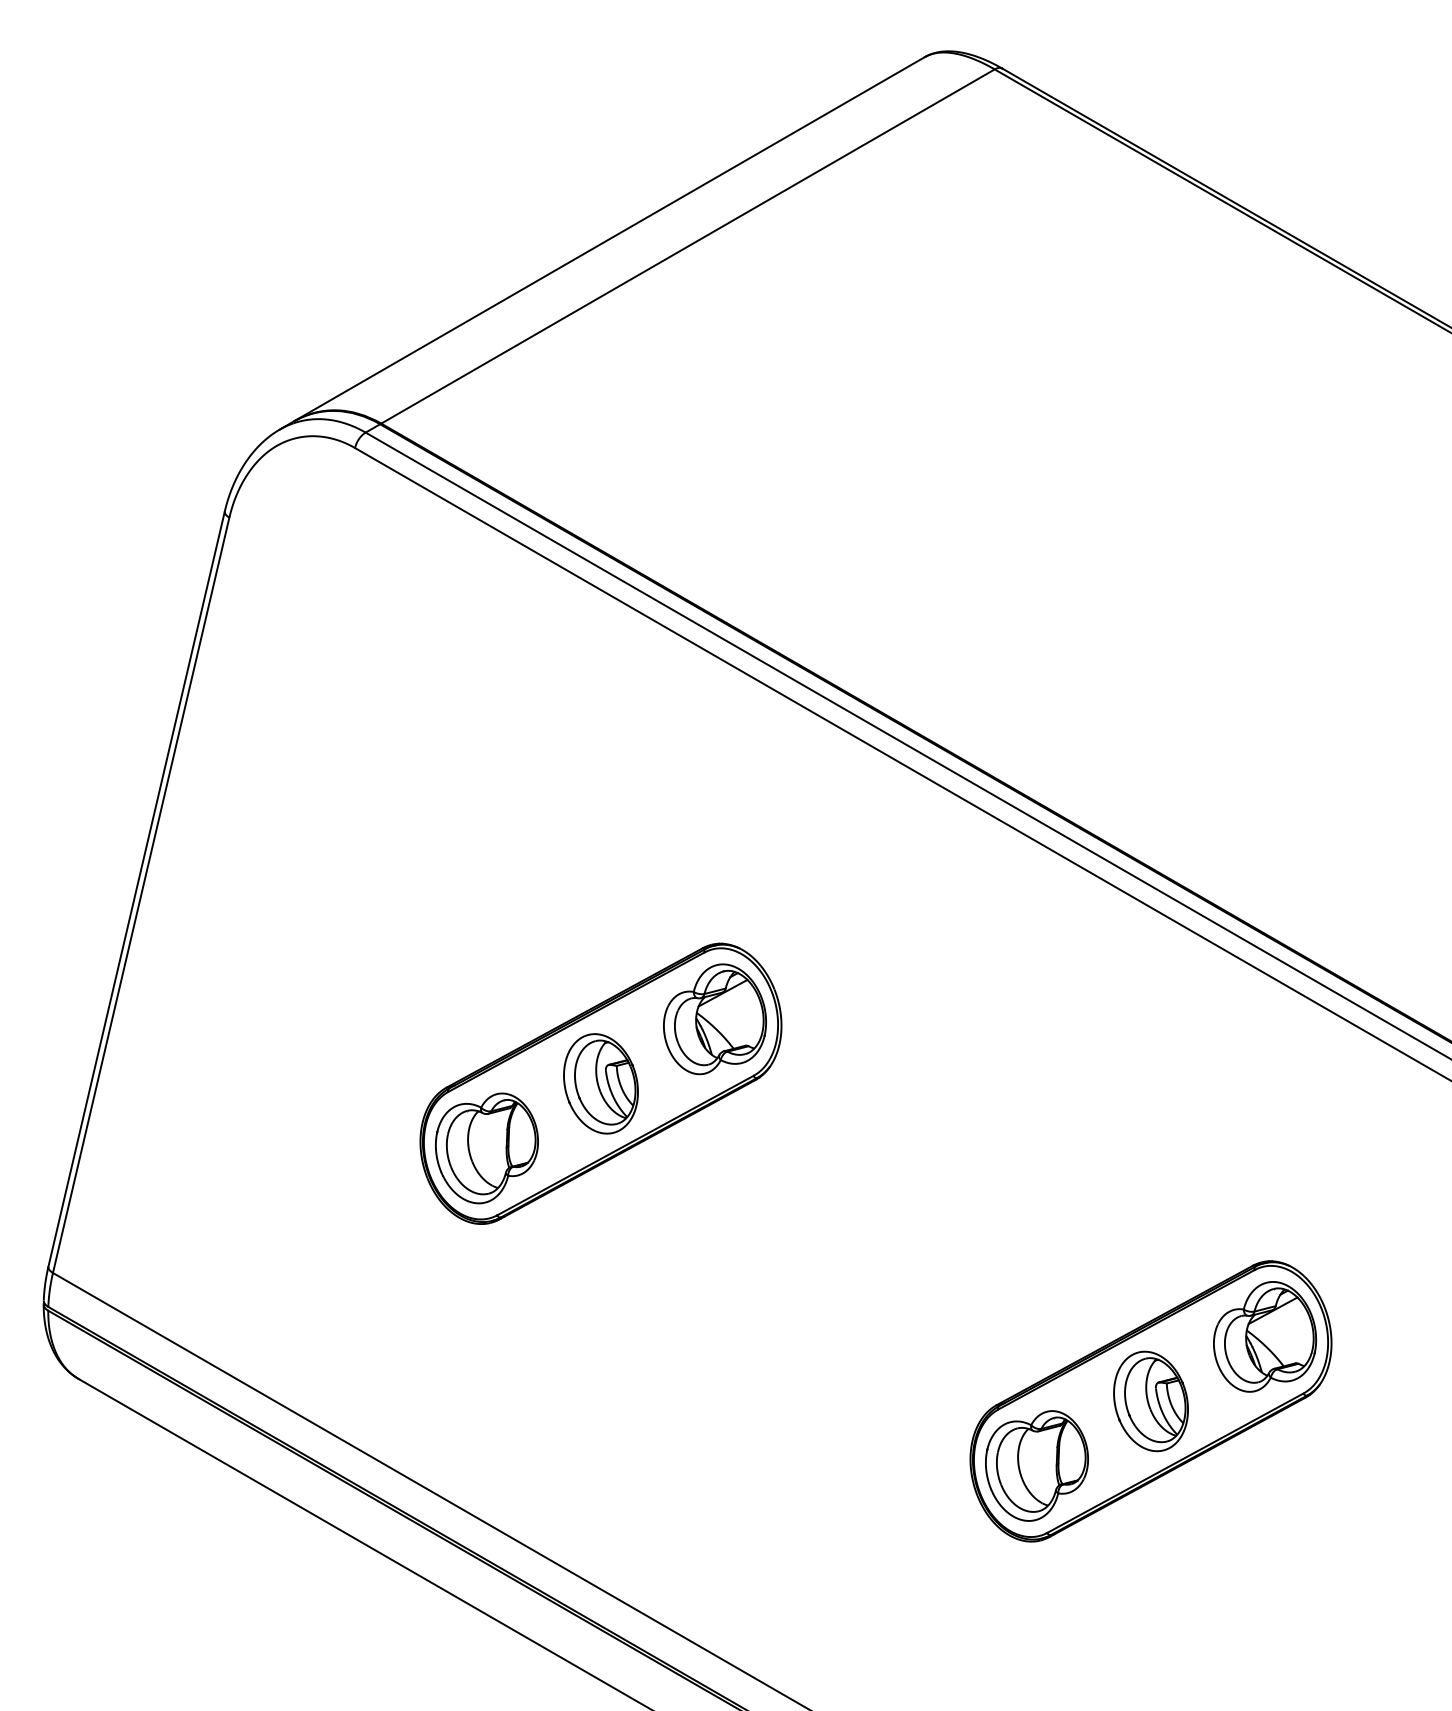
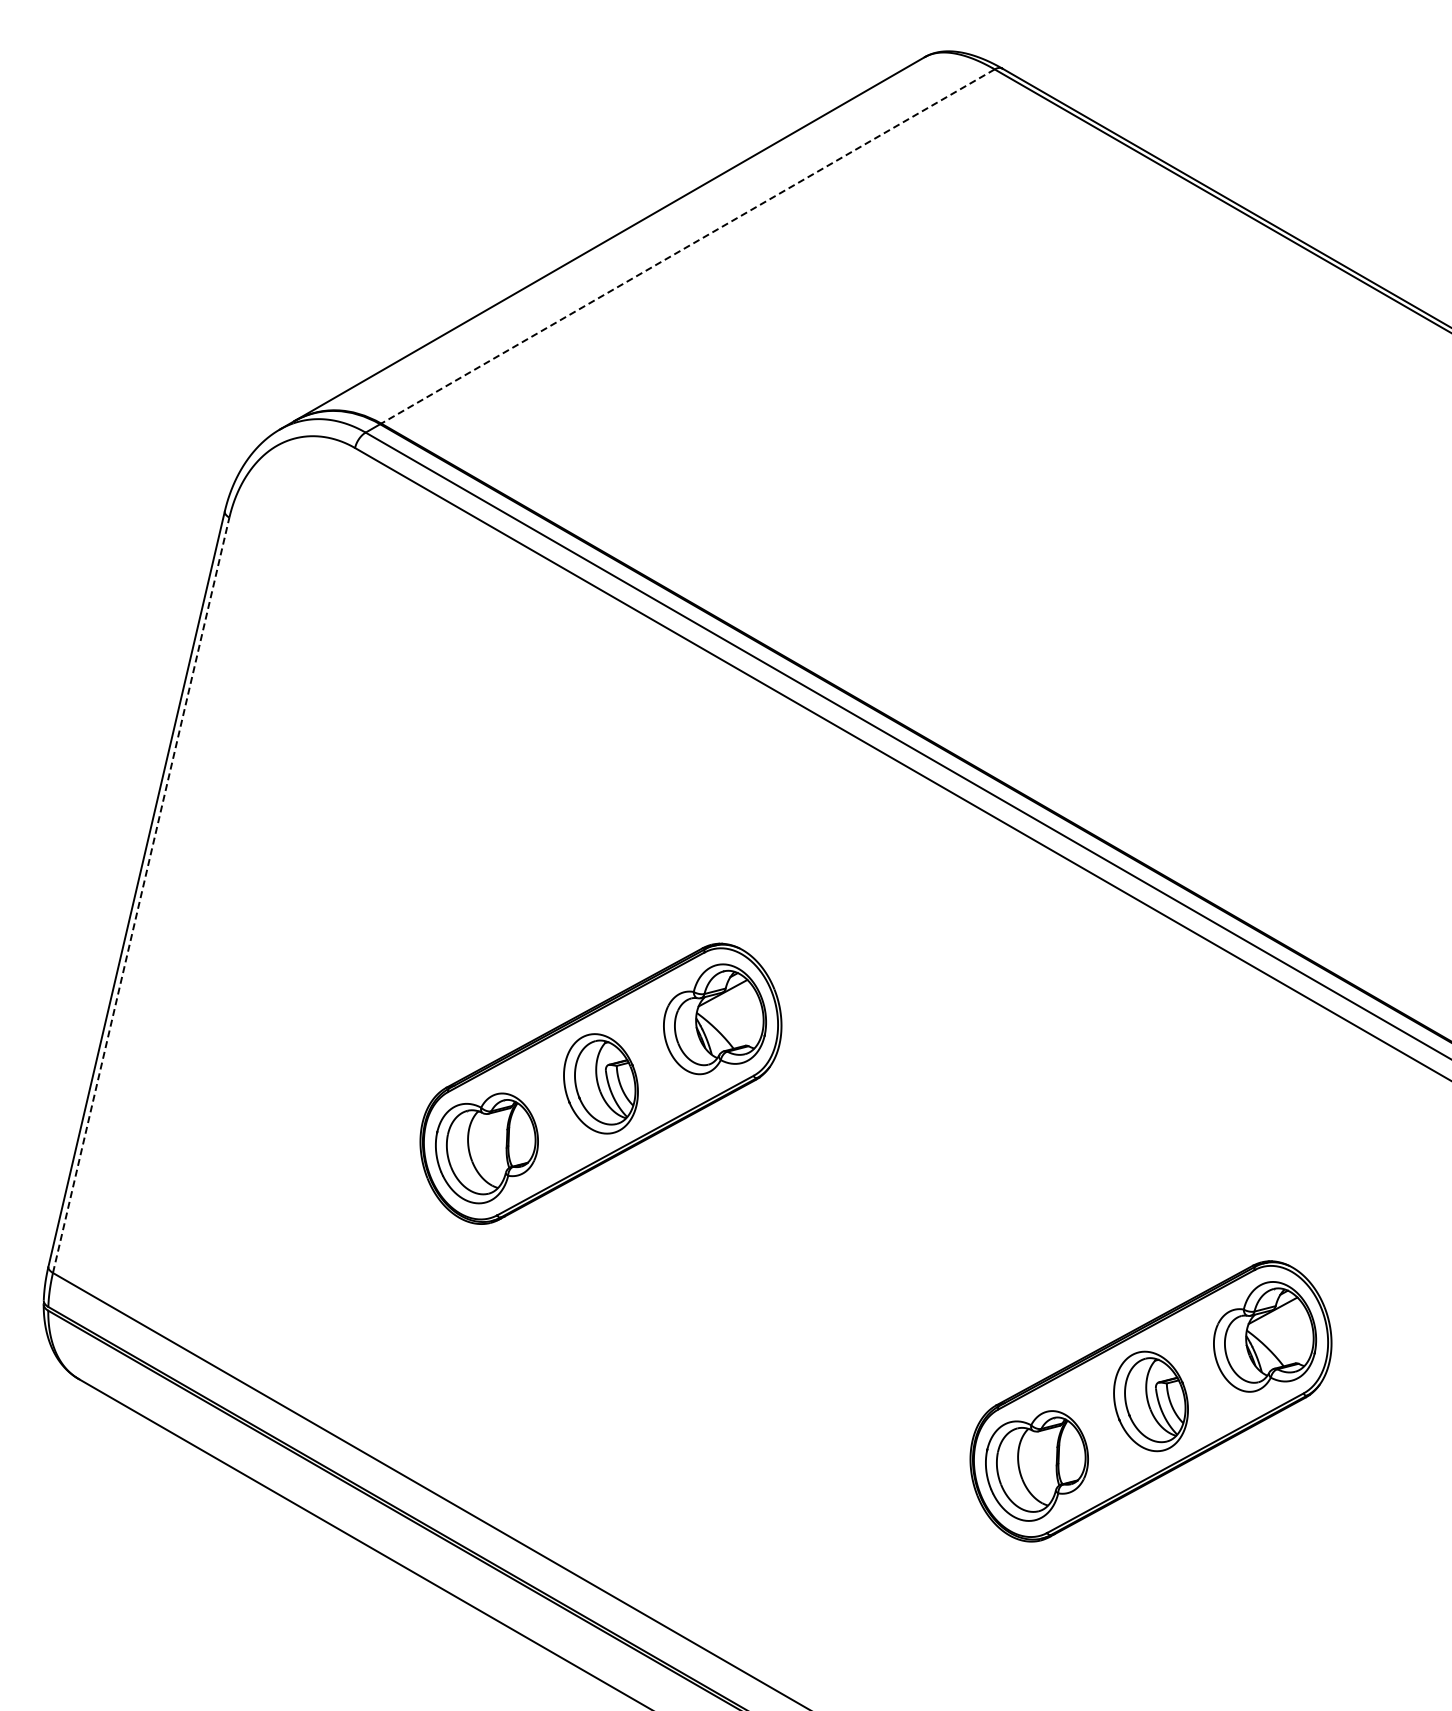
line: solid -> dashed (687, 246)
line: solid -> dashed (141, 895)
